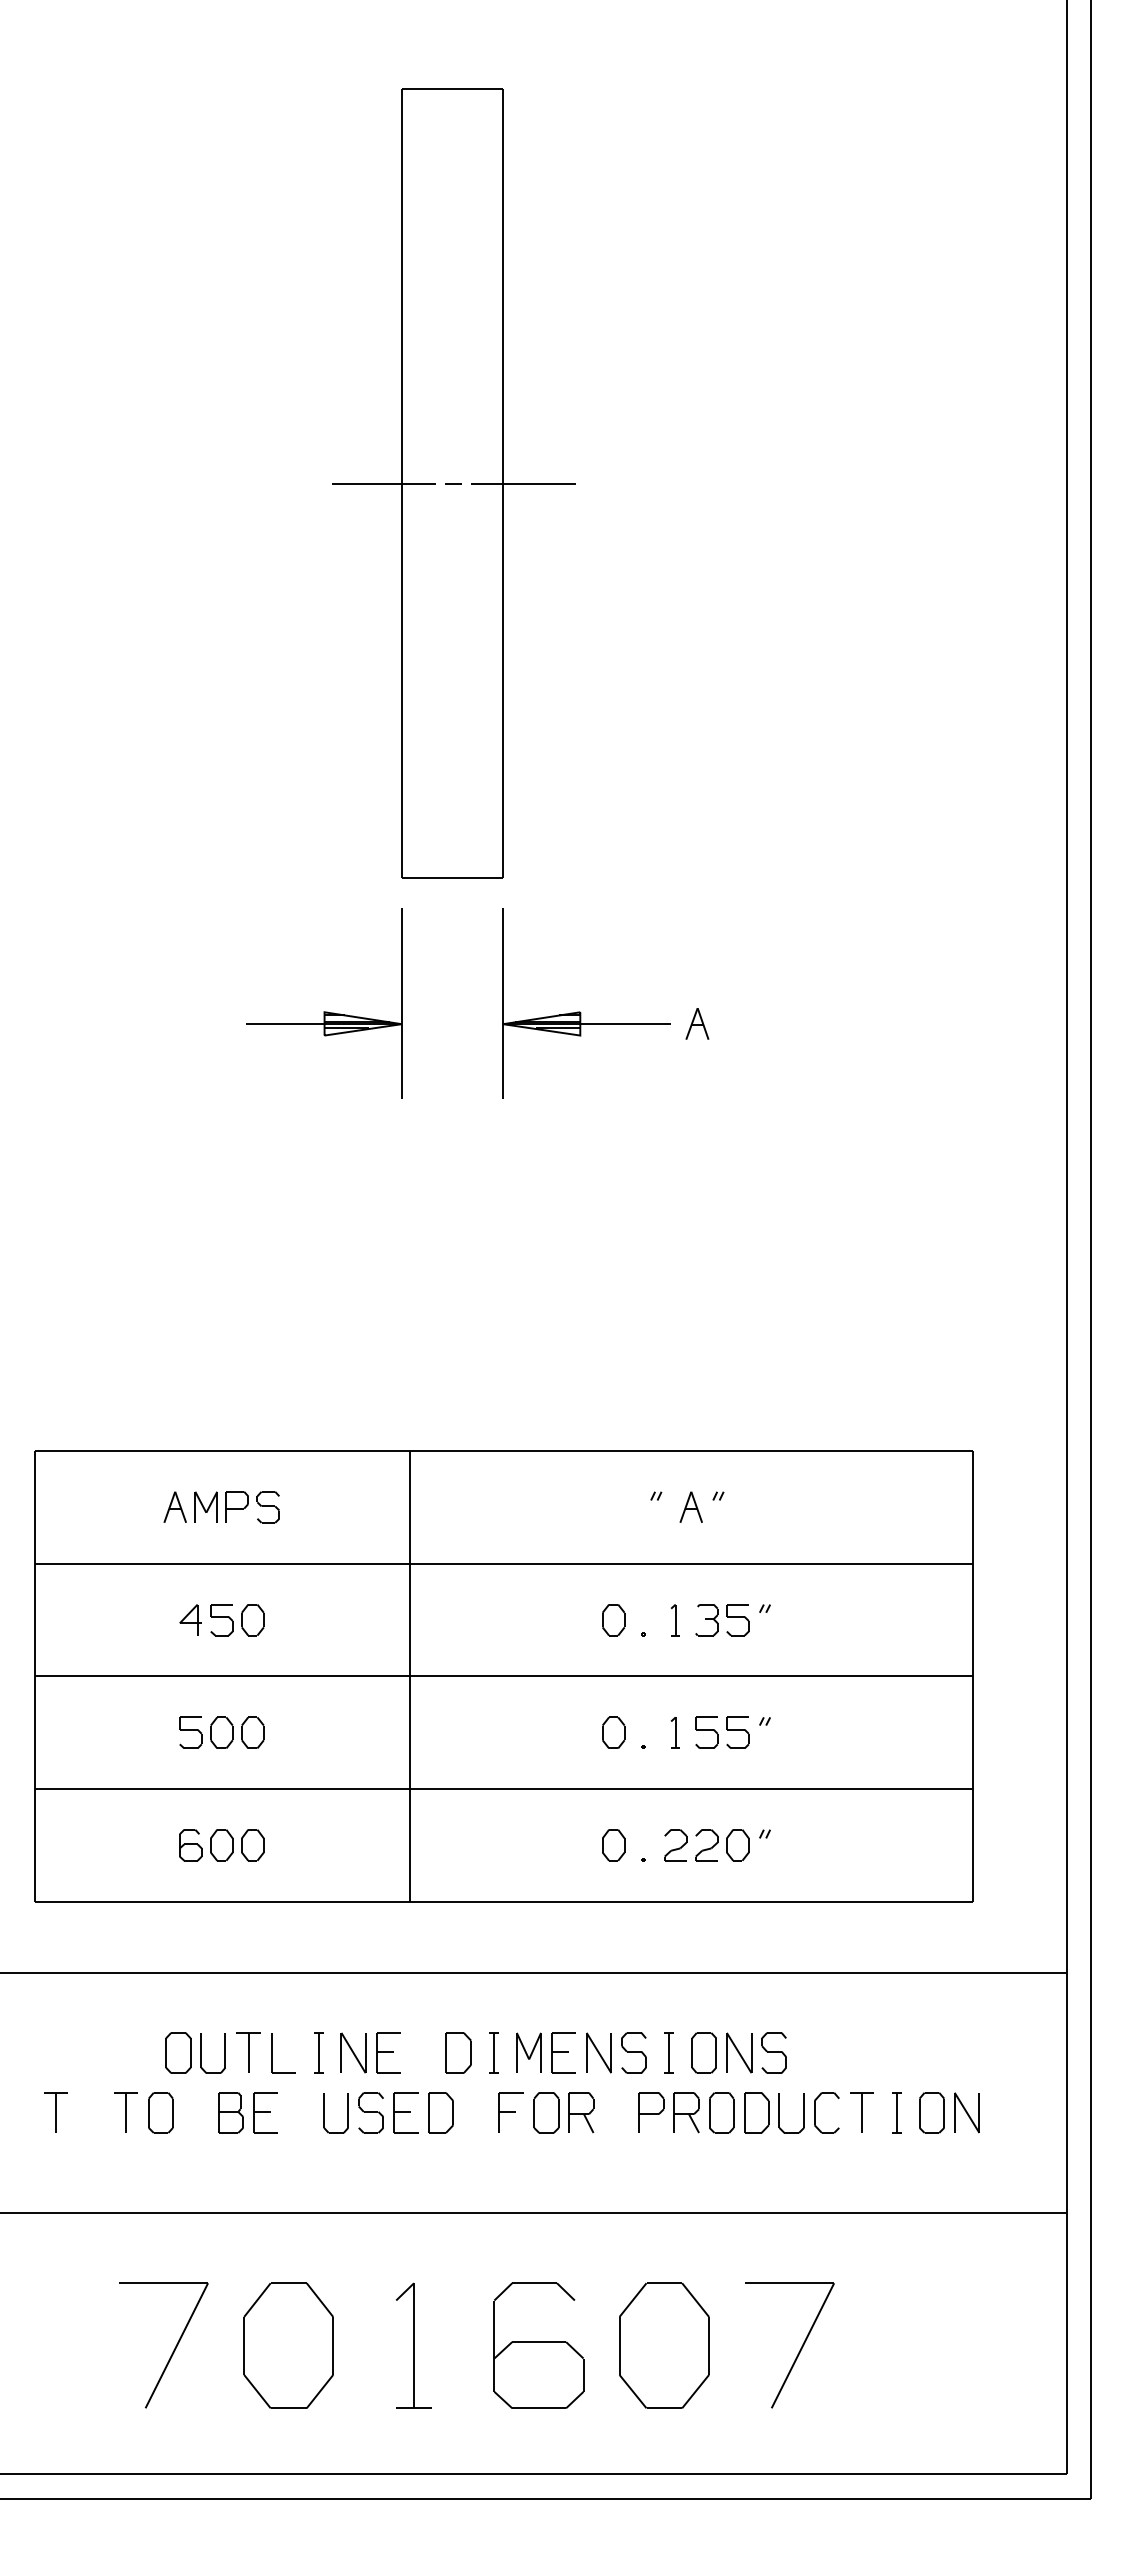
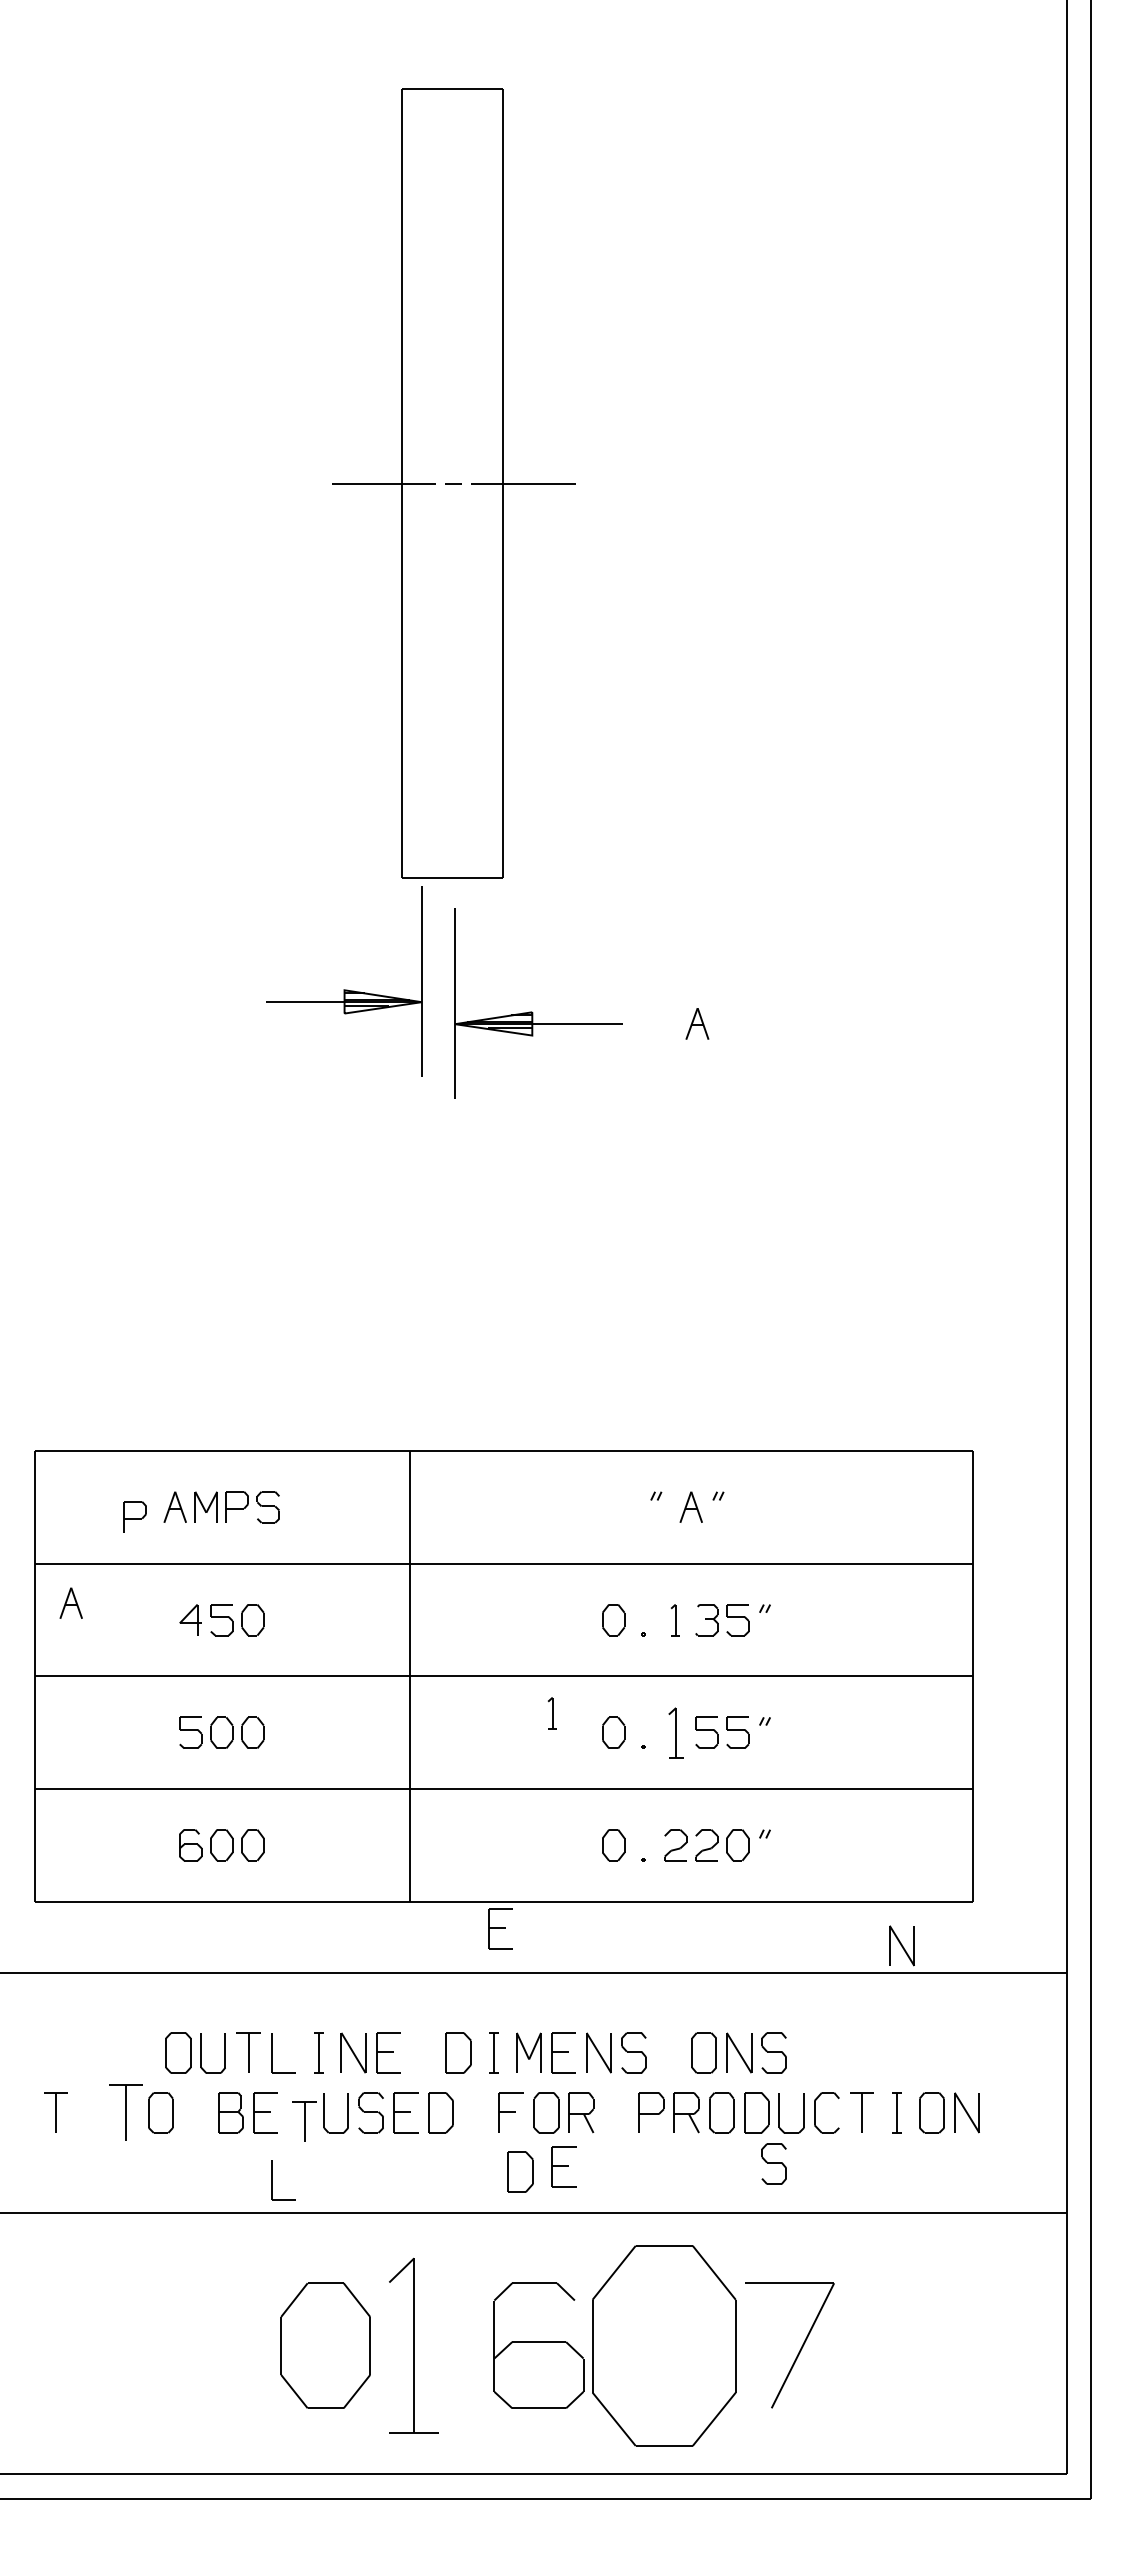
part position: (324, 1011) -> (344, 989) (344, 989)
part position: (580, 1011) -> (532, 1011) (532, 1011)
part: none -> present (134, 1516)
part: none -> present (70, 1602)
part: none -> present (551, 1713)
part size: 10x32 px -> 16x52 px (675, 1732)
part: none -> present (500, 1928)
part: none -> present (901, 1945)
part: present -> none (668, 2052)
part size: 24x41 px -> 34x57 px (125, 2112)
part: none -> present (304, 2121)
part: none -> present (773, 2163)
part: none -> present (563, 2166)
part: none -> present (520, 2171)
part: none -> present (272, 2180)
part position: (288, 2345) -> (325, 2345) (325, 2345)
part size: 37x127 px -> 50x177 px (413, 2345)
part size: 91x127 px -> 145x202 px (664, 2345)
part: present -> none (173, 2349)
